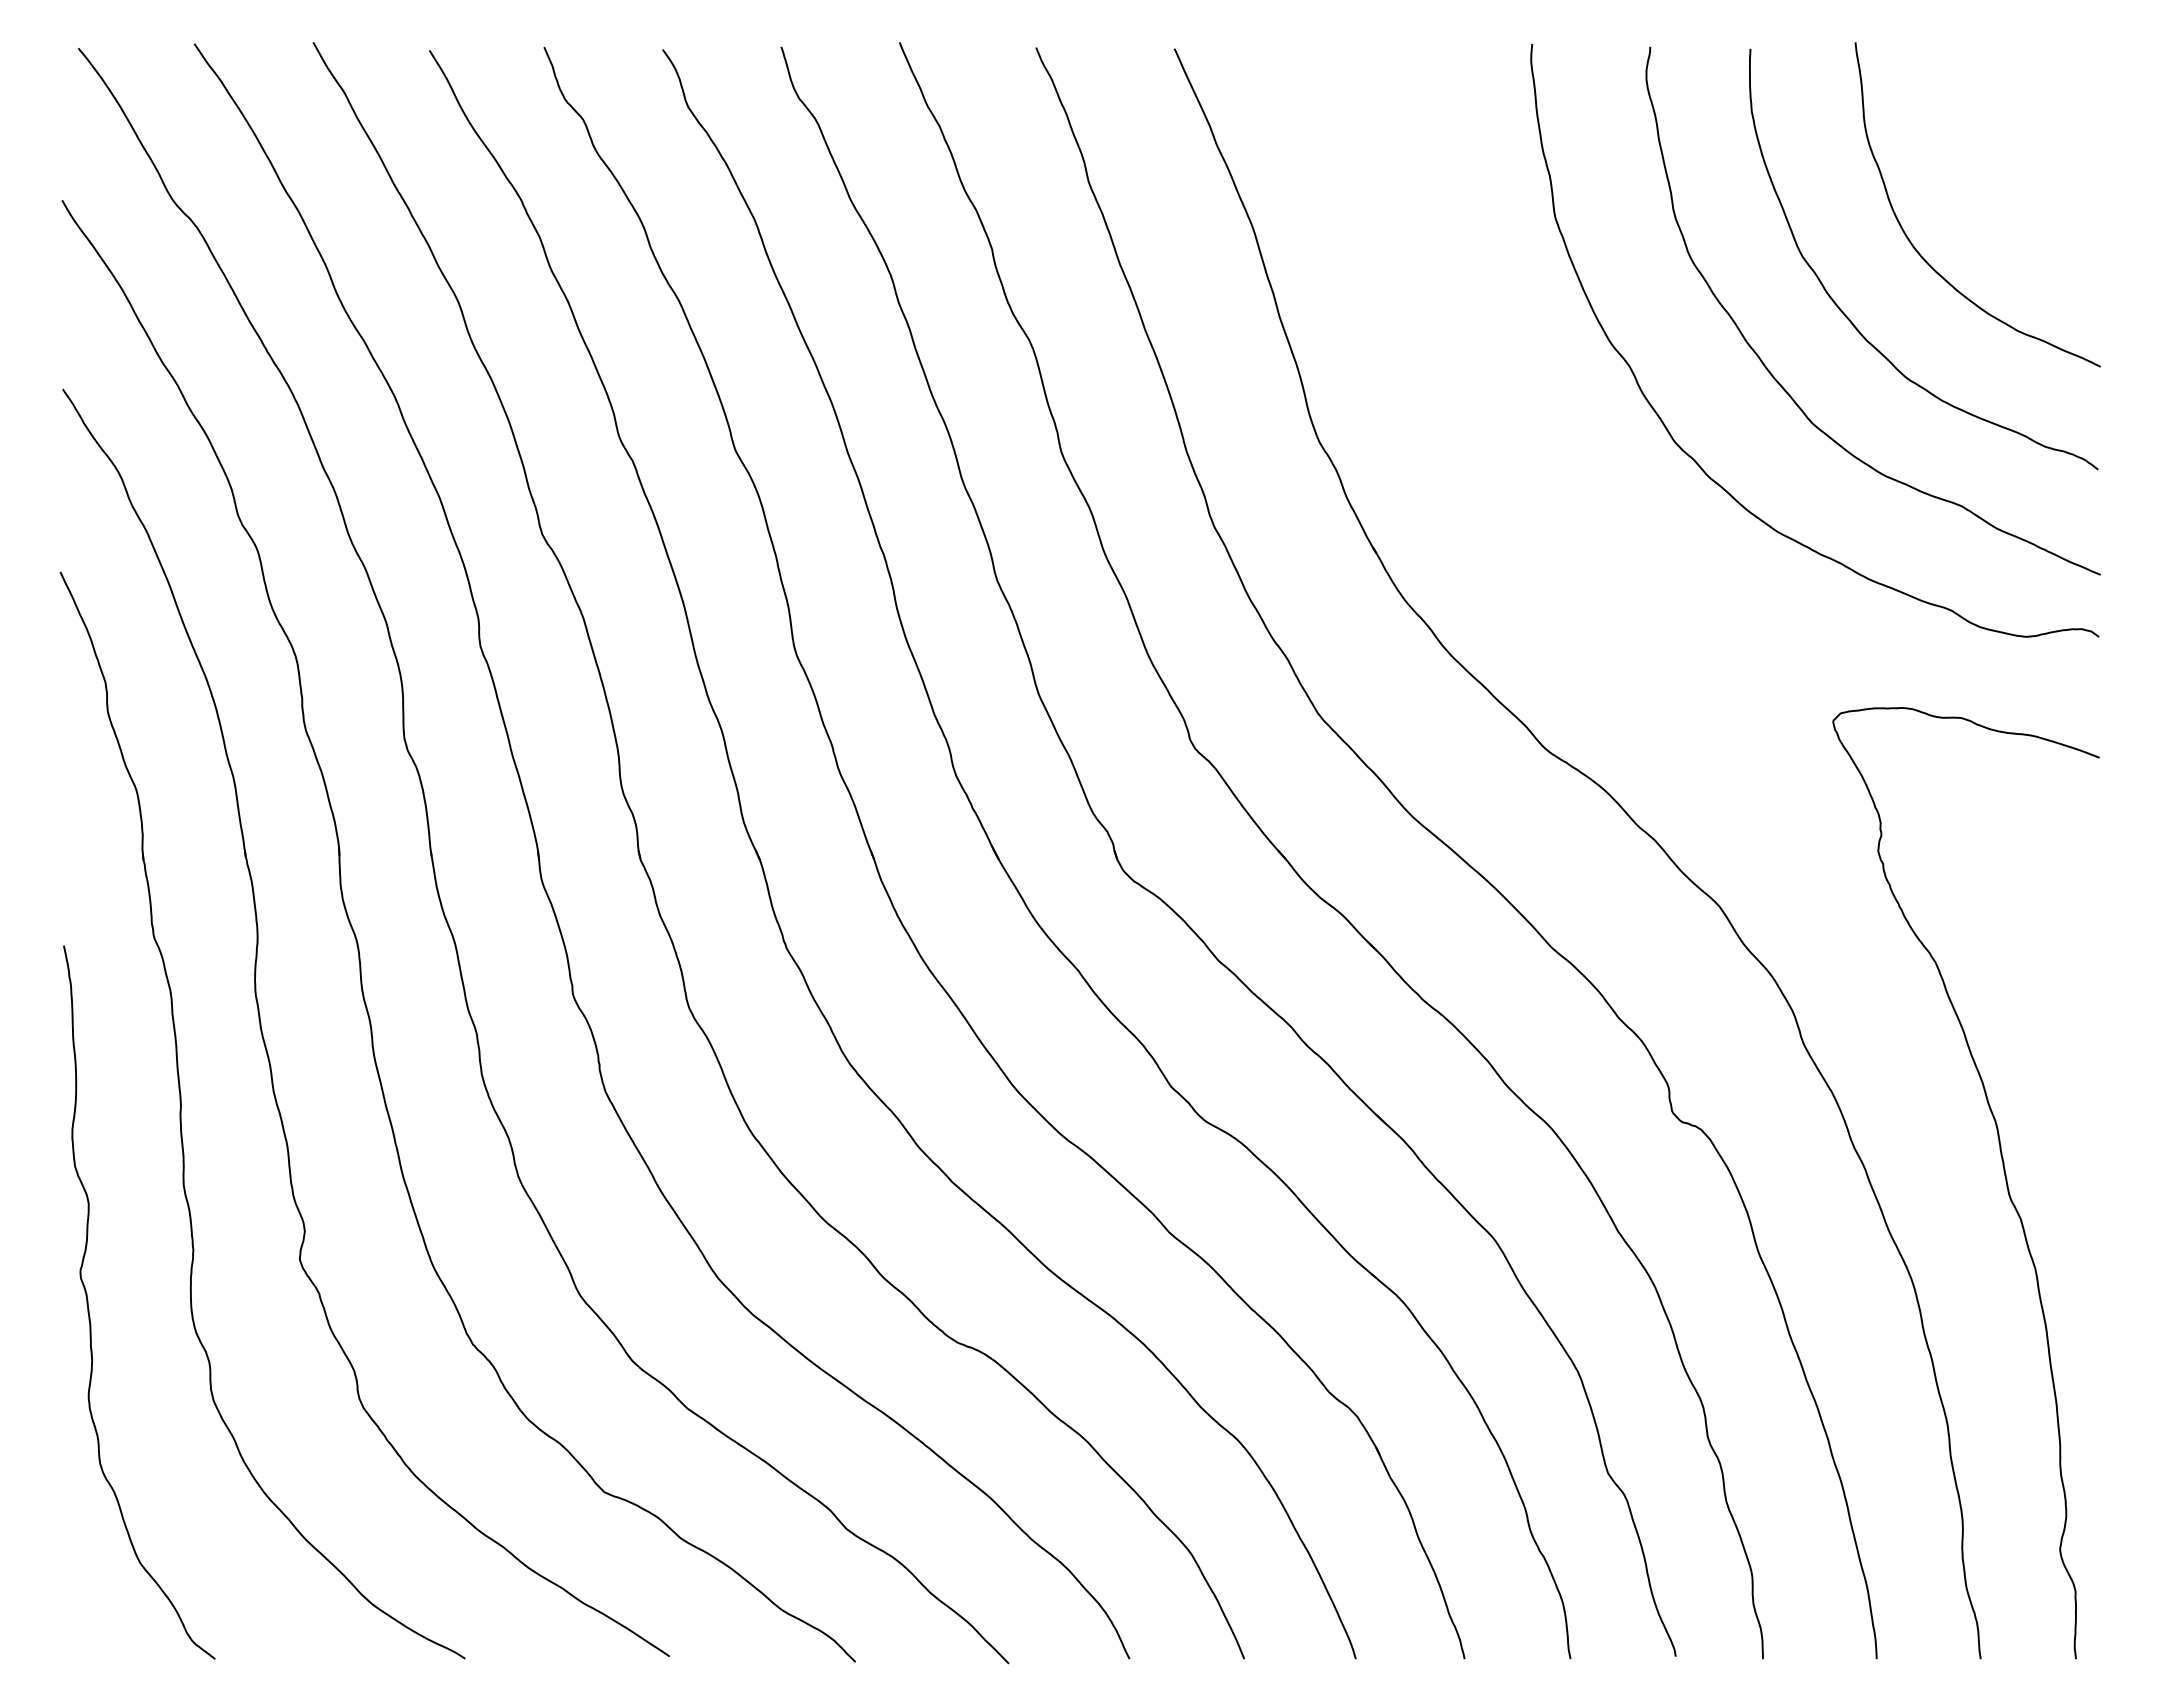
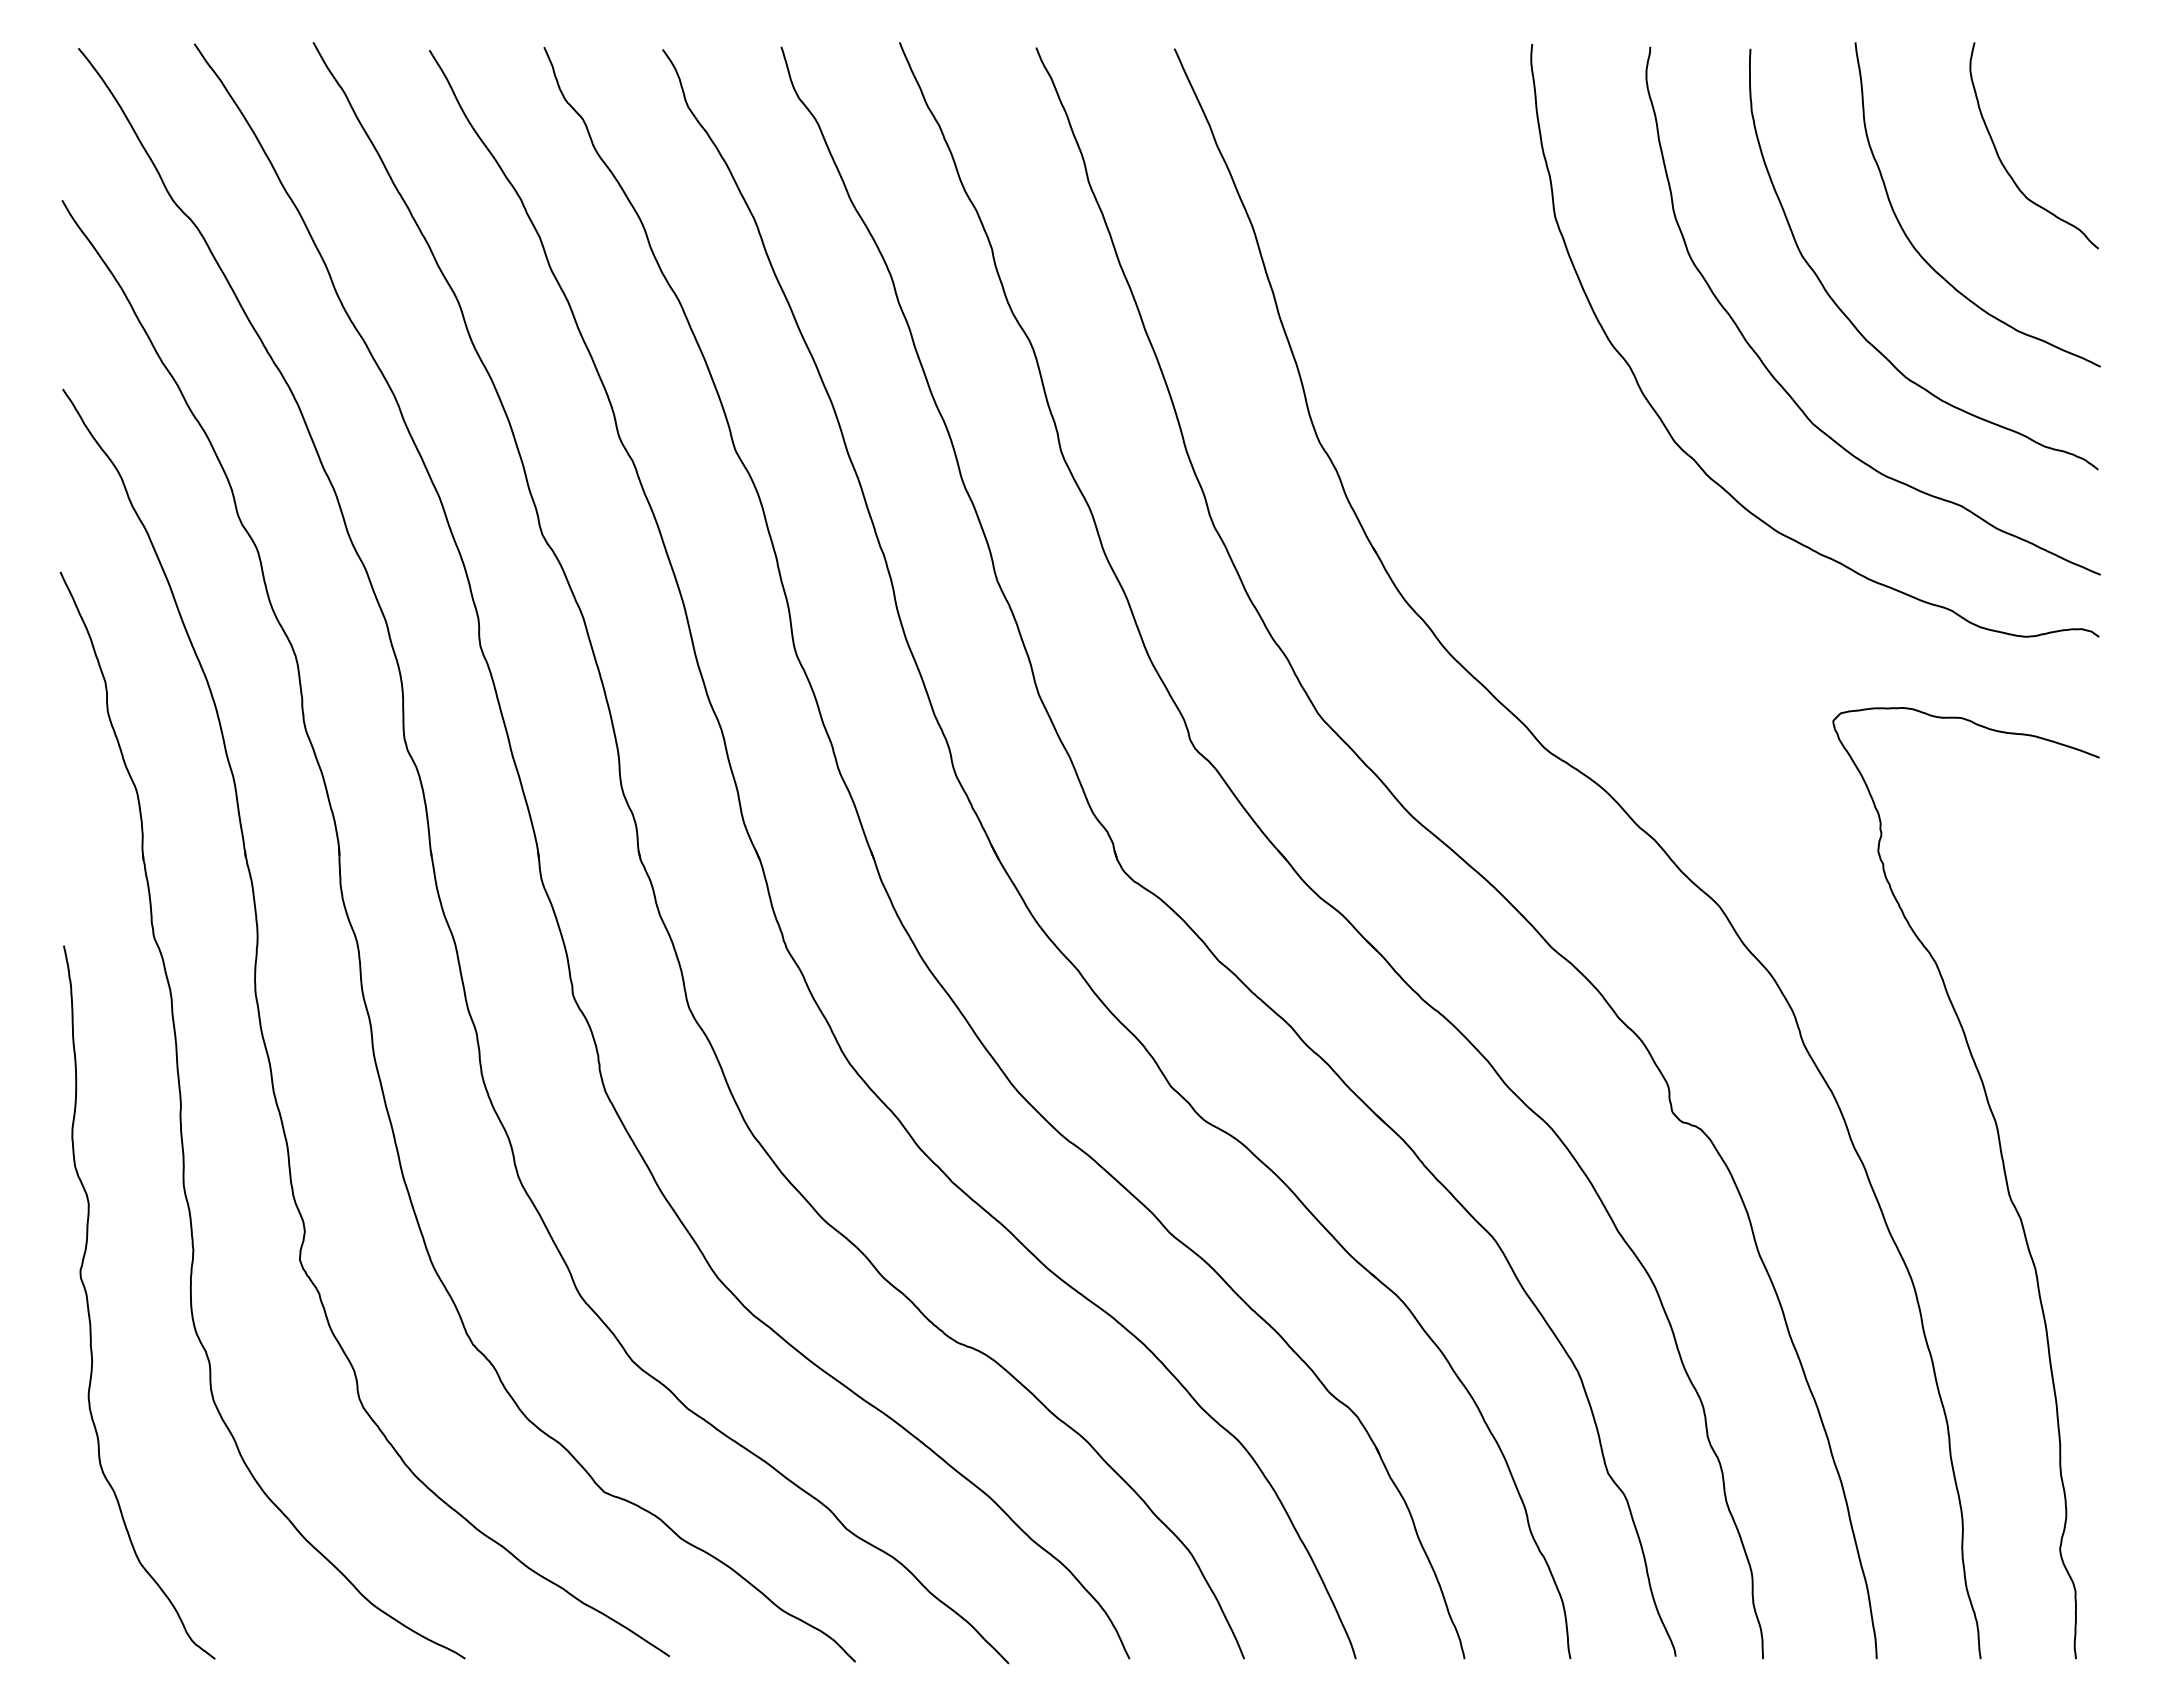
curve: none -> present (2003, 163)
